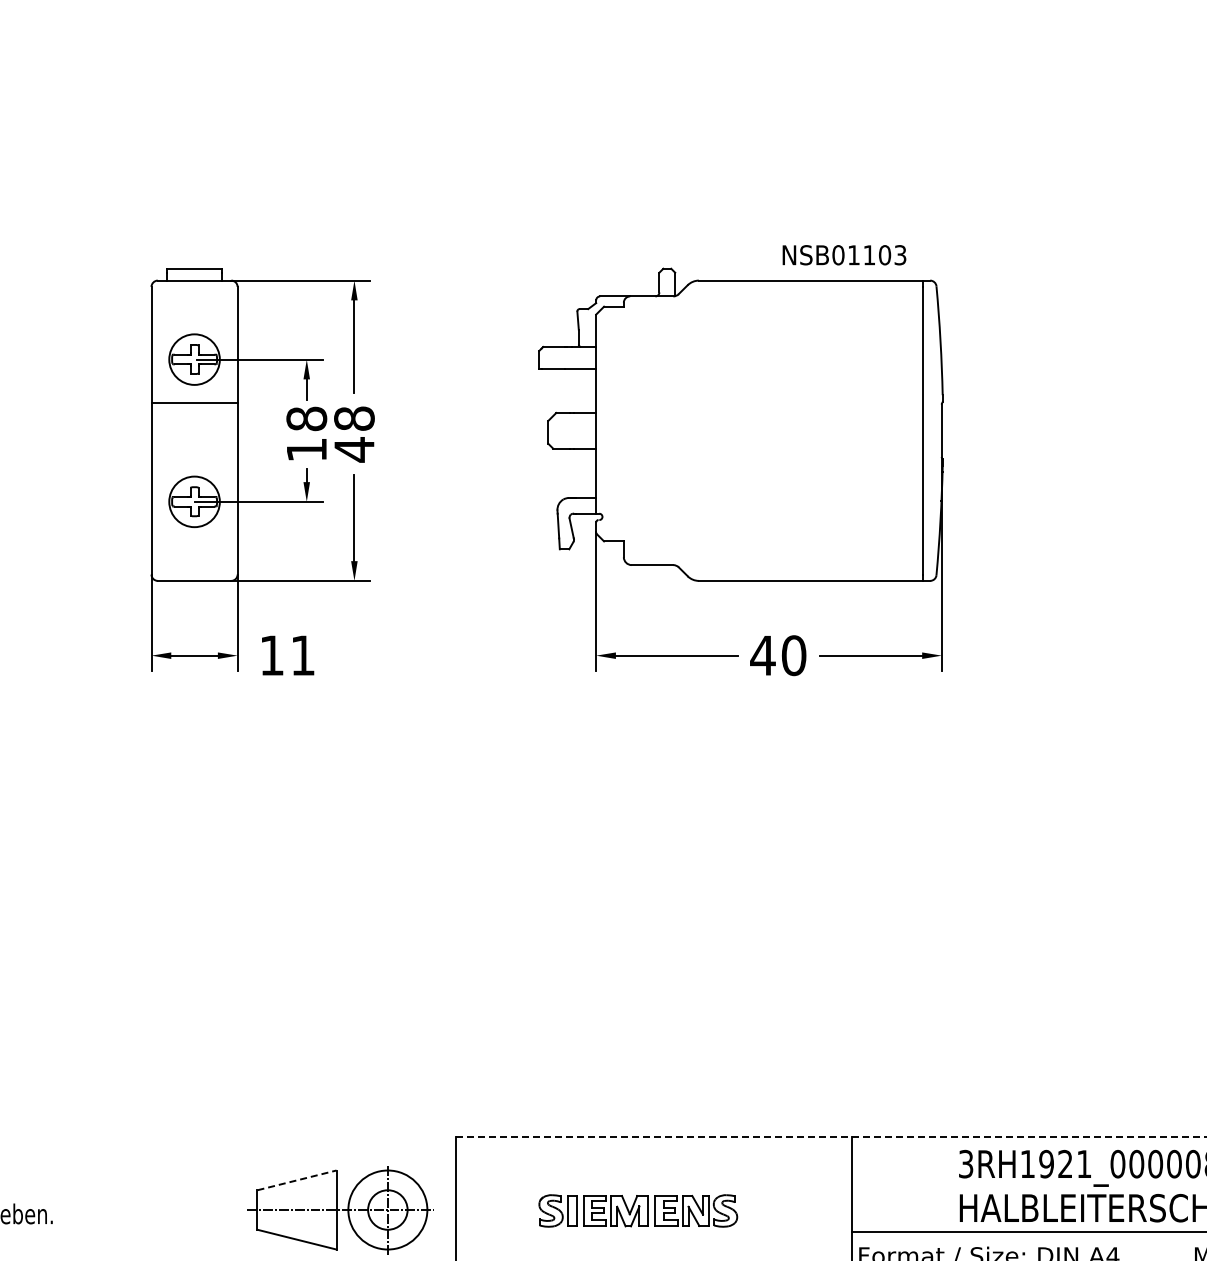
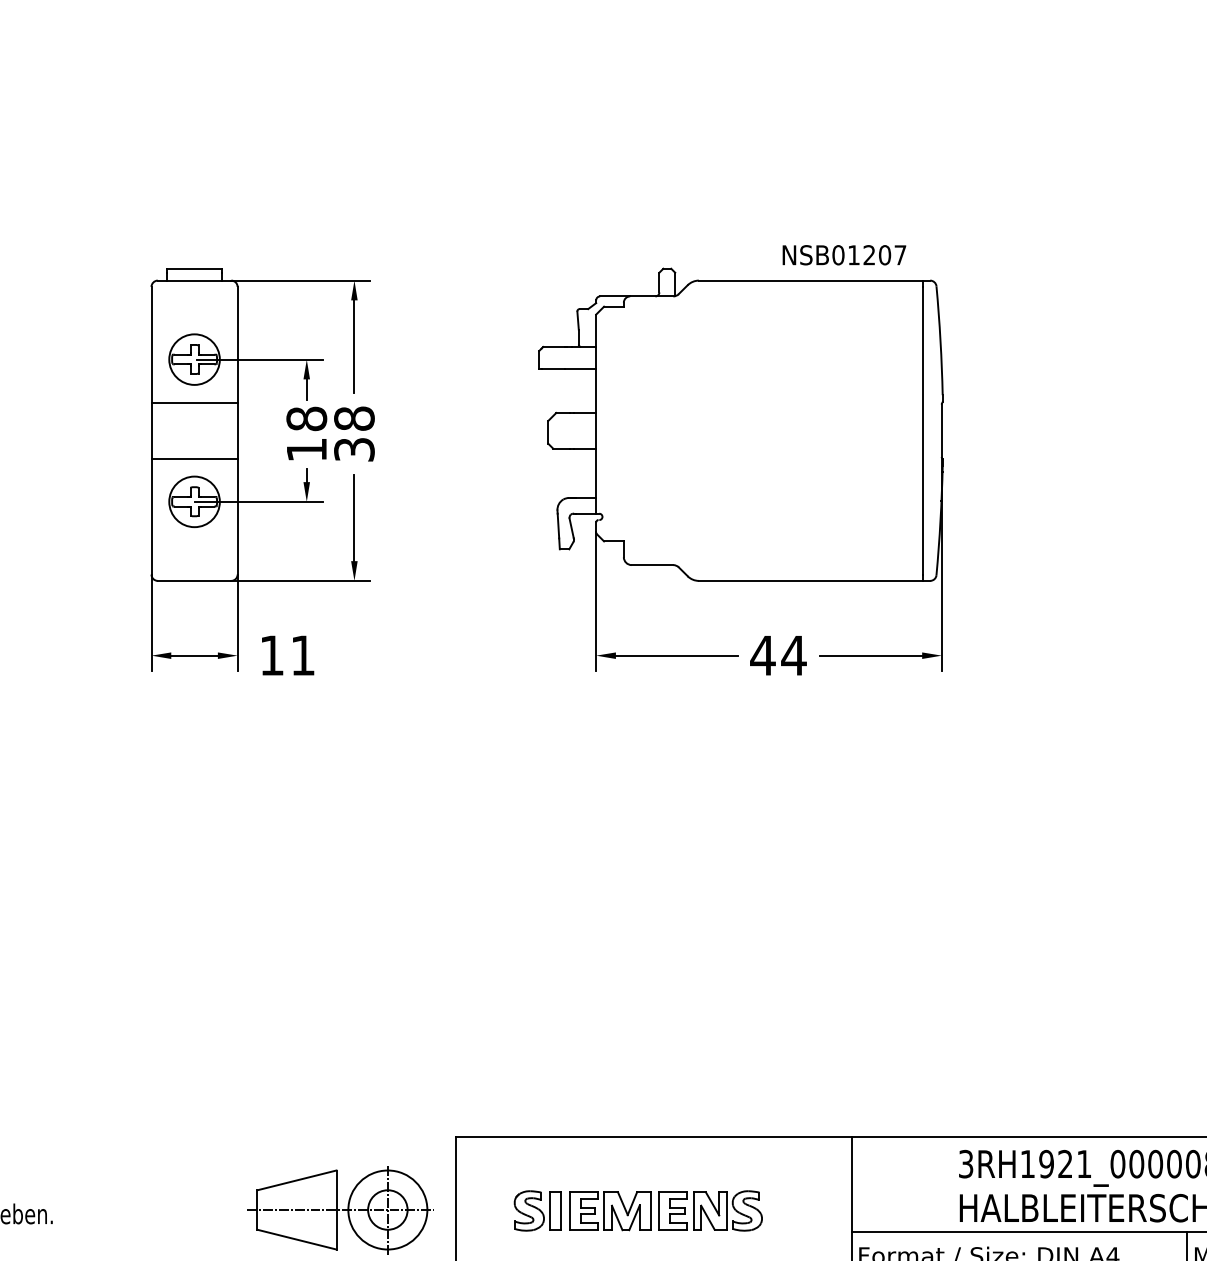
text: NSB01103 -> NSB01207 (884, 255)
text: 48 -> 38 (354, 449)
line: none -> present (194, 458)
text: 40 -> 44 (793, 655)
line: dashed -> solid (831, 1137)
line: dashed -> solid (296, 1180)
part size: 201x34 px -> 250x42 px (637, 1210)
line: none -> present (1187, 1244)
